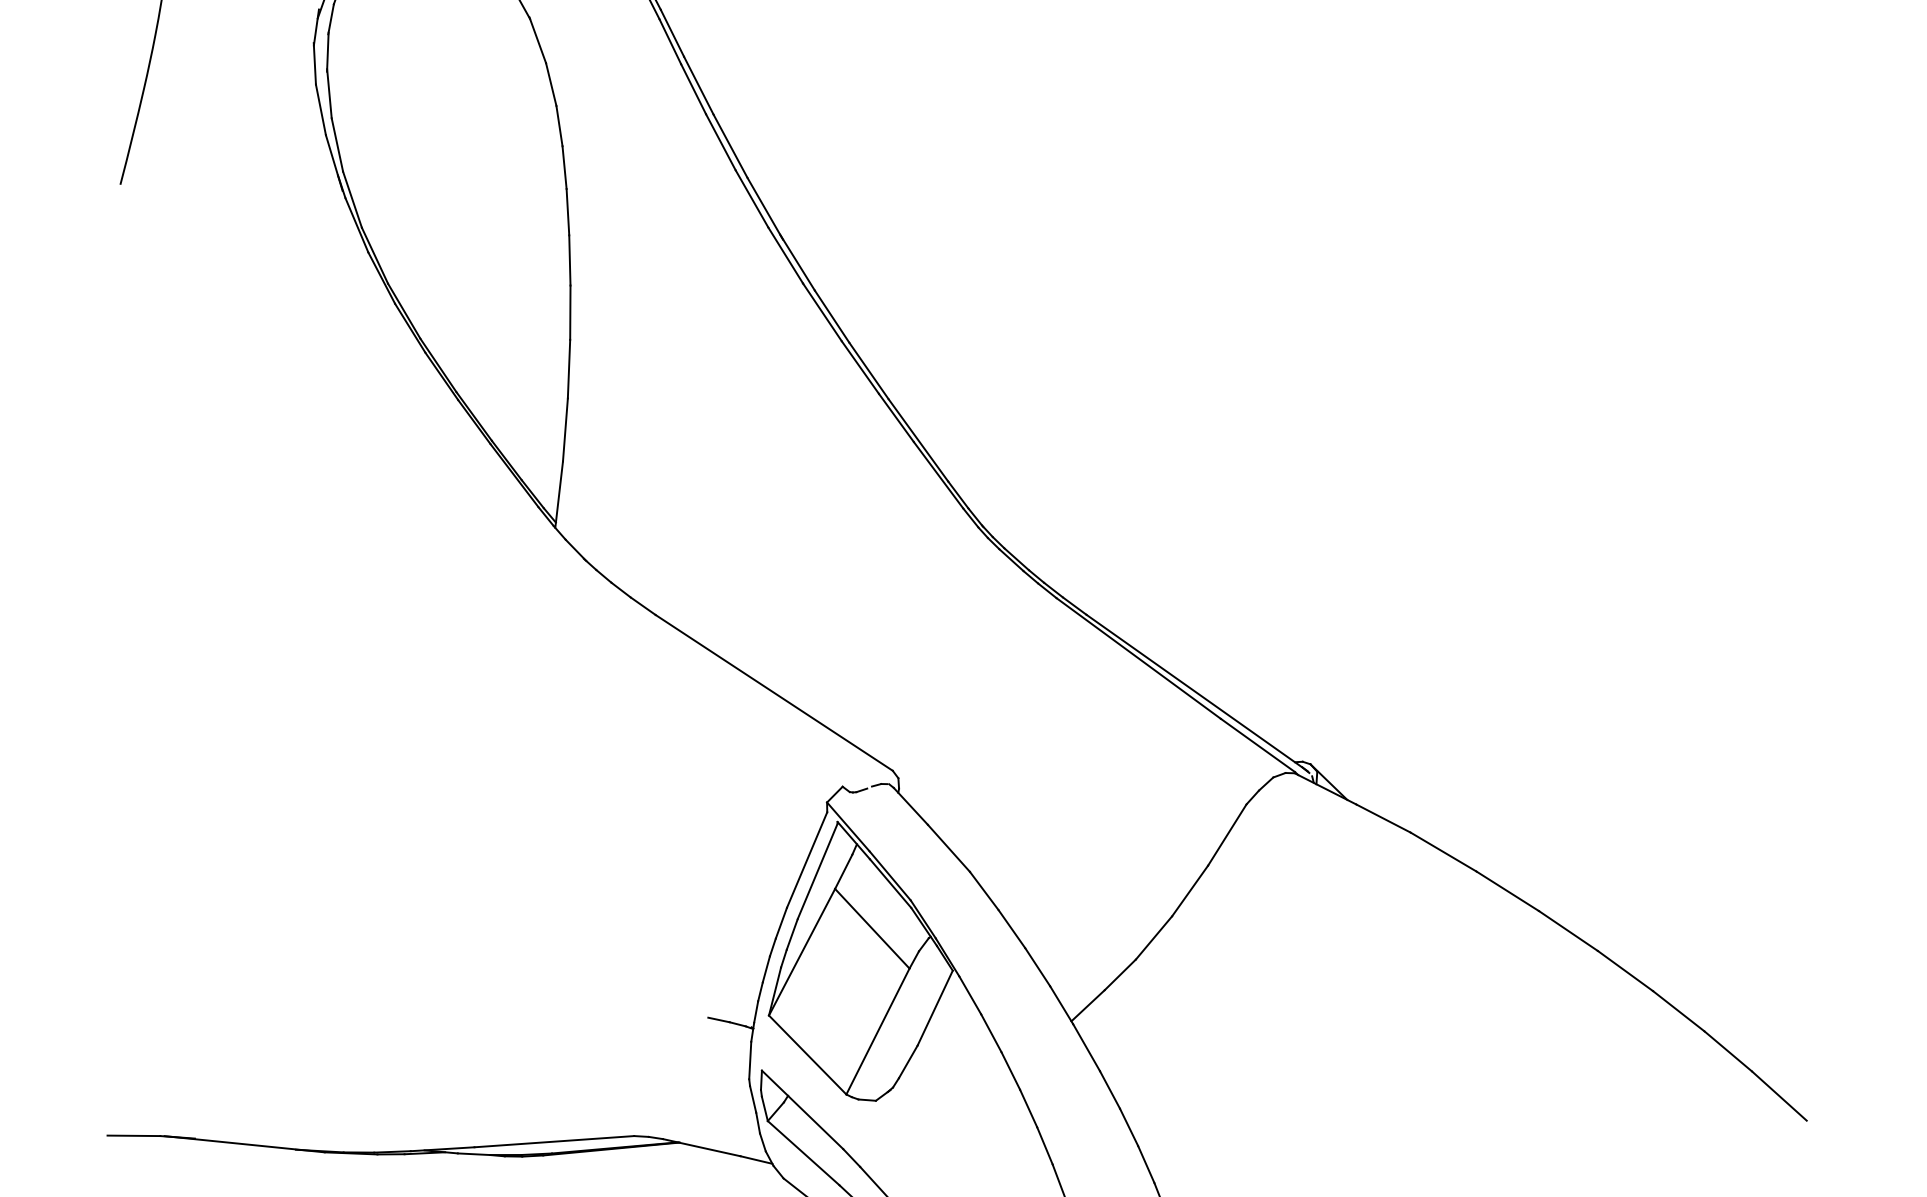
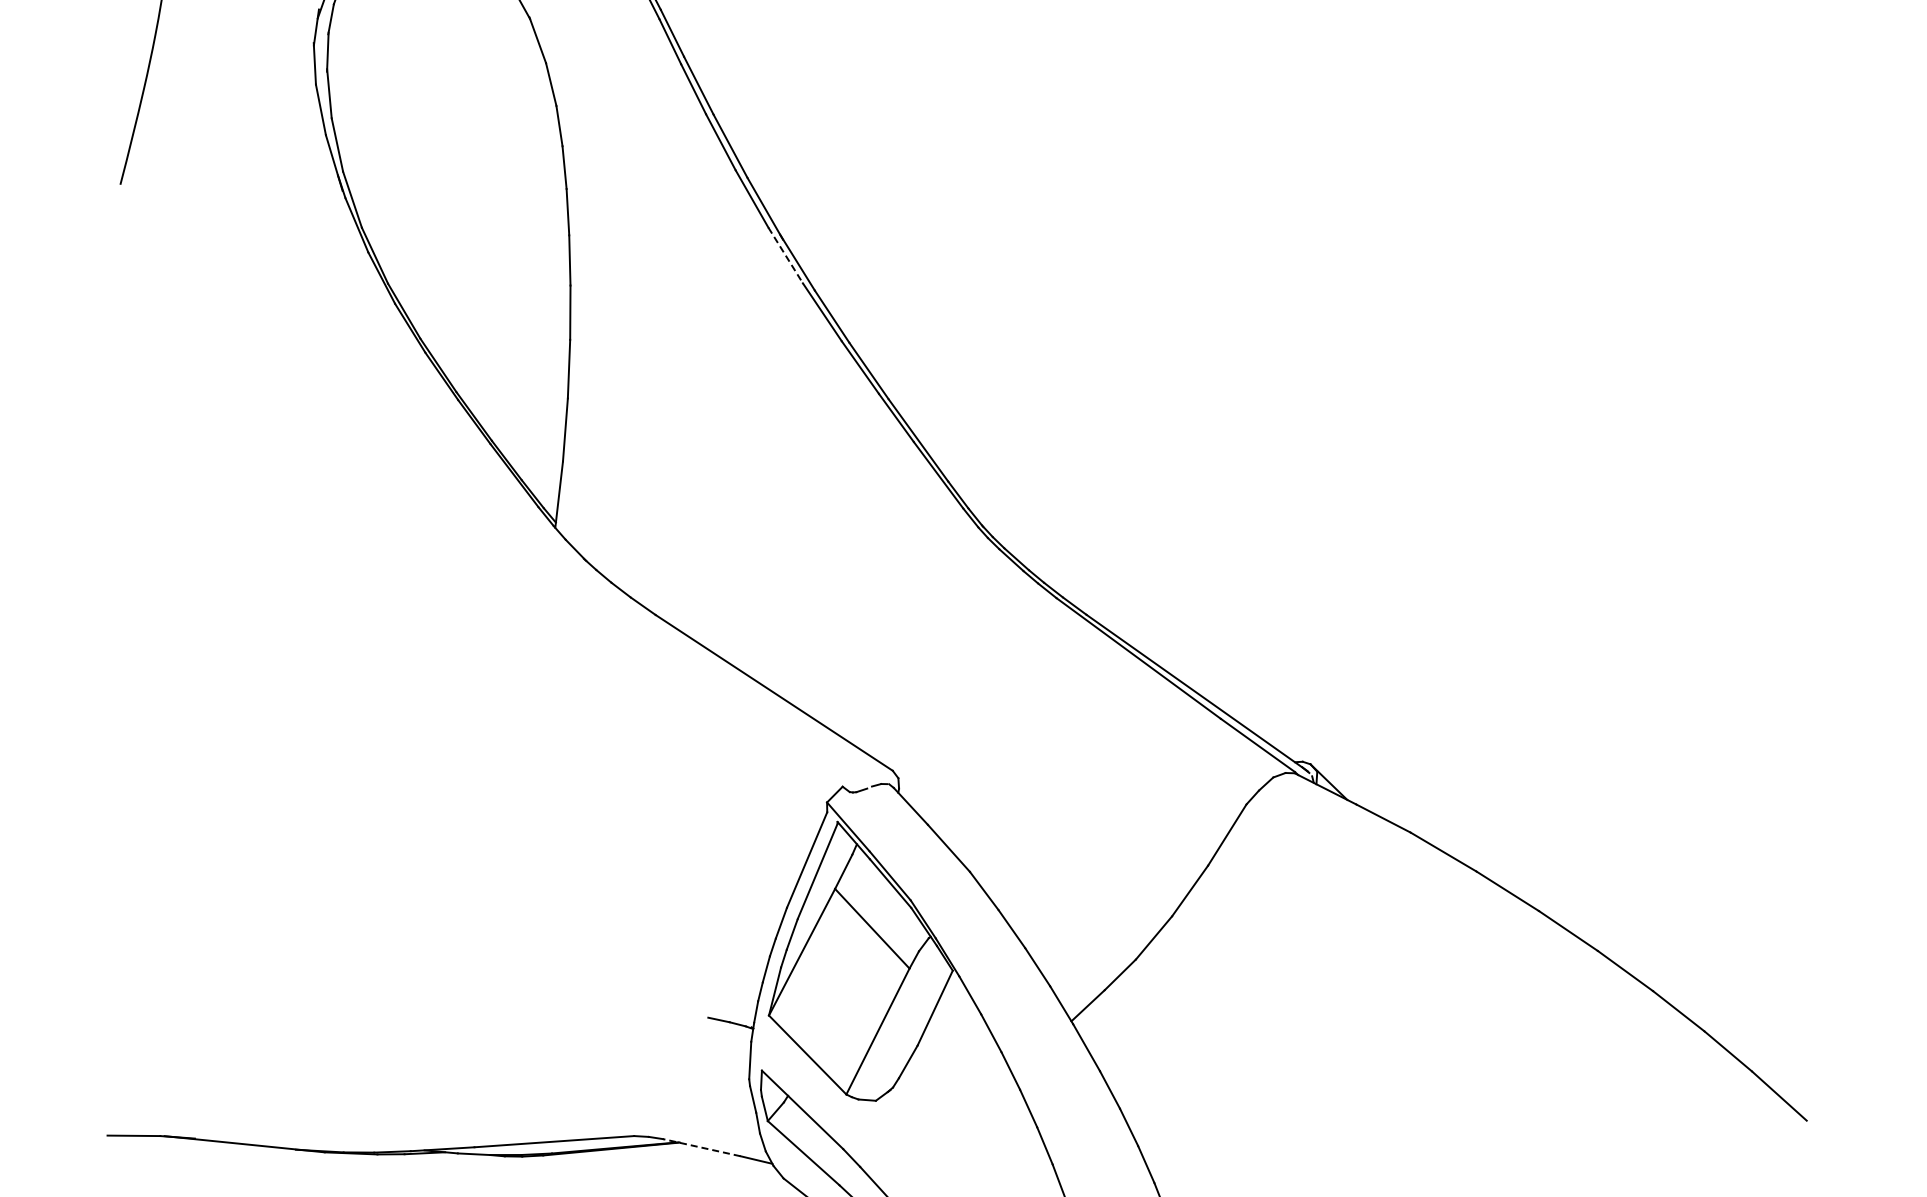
line: solid -> dashed (786, 256)
line: solid -> dashed (701, 1147)
